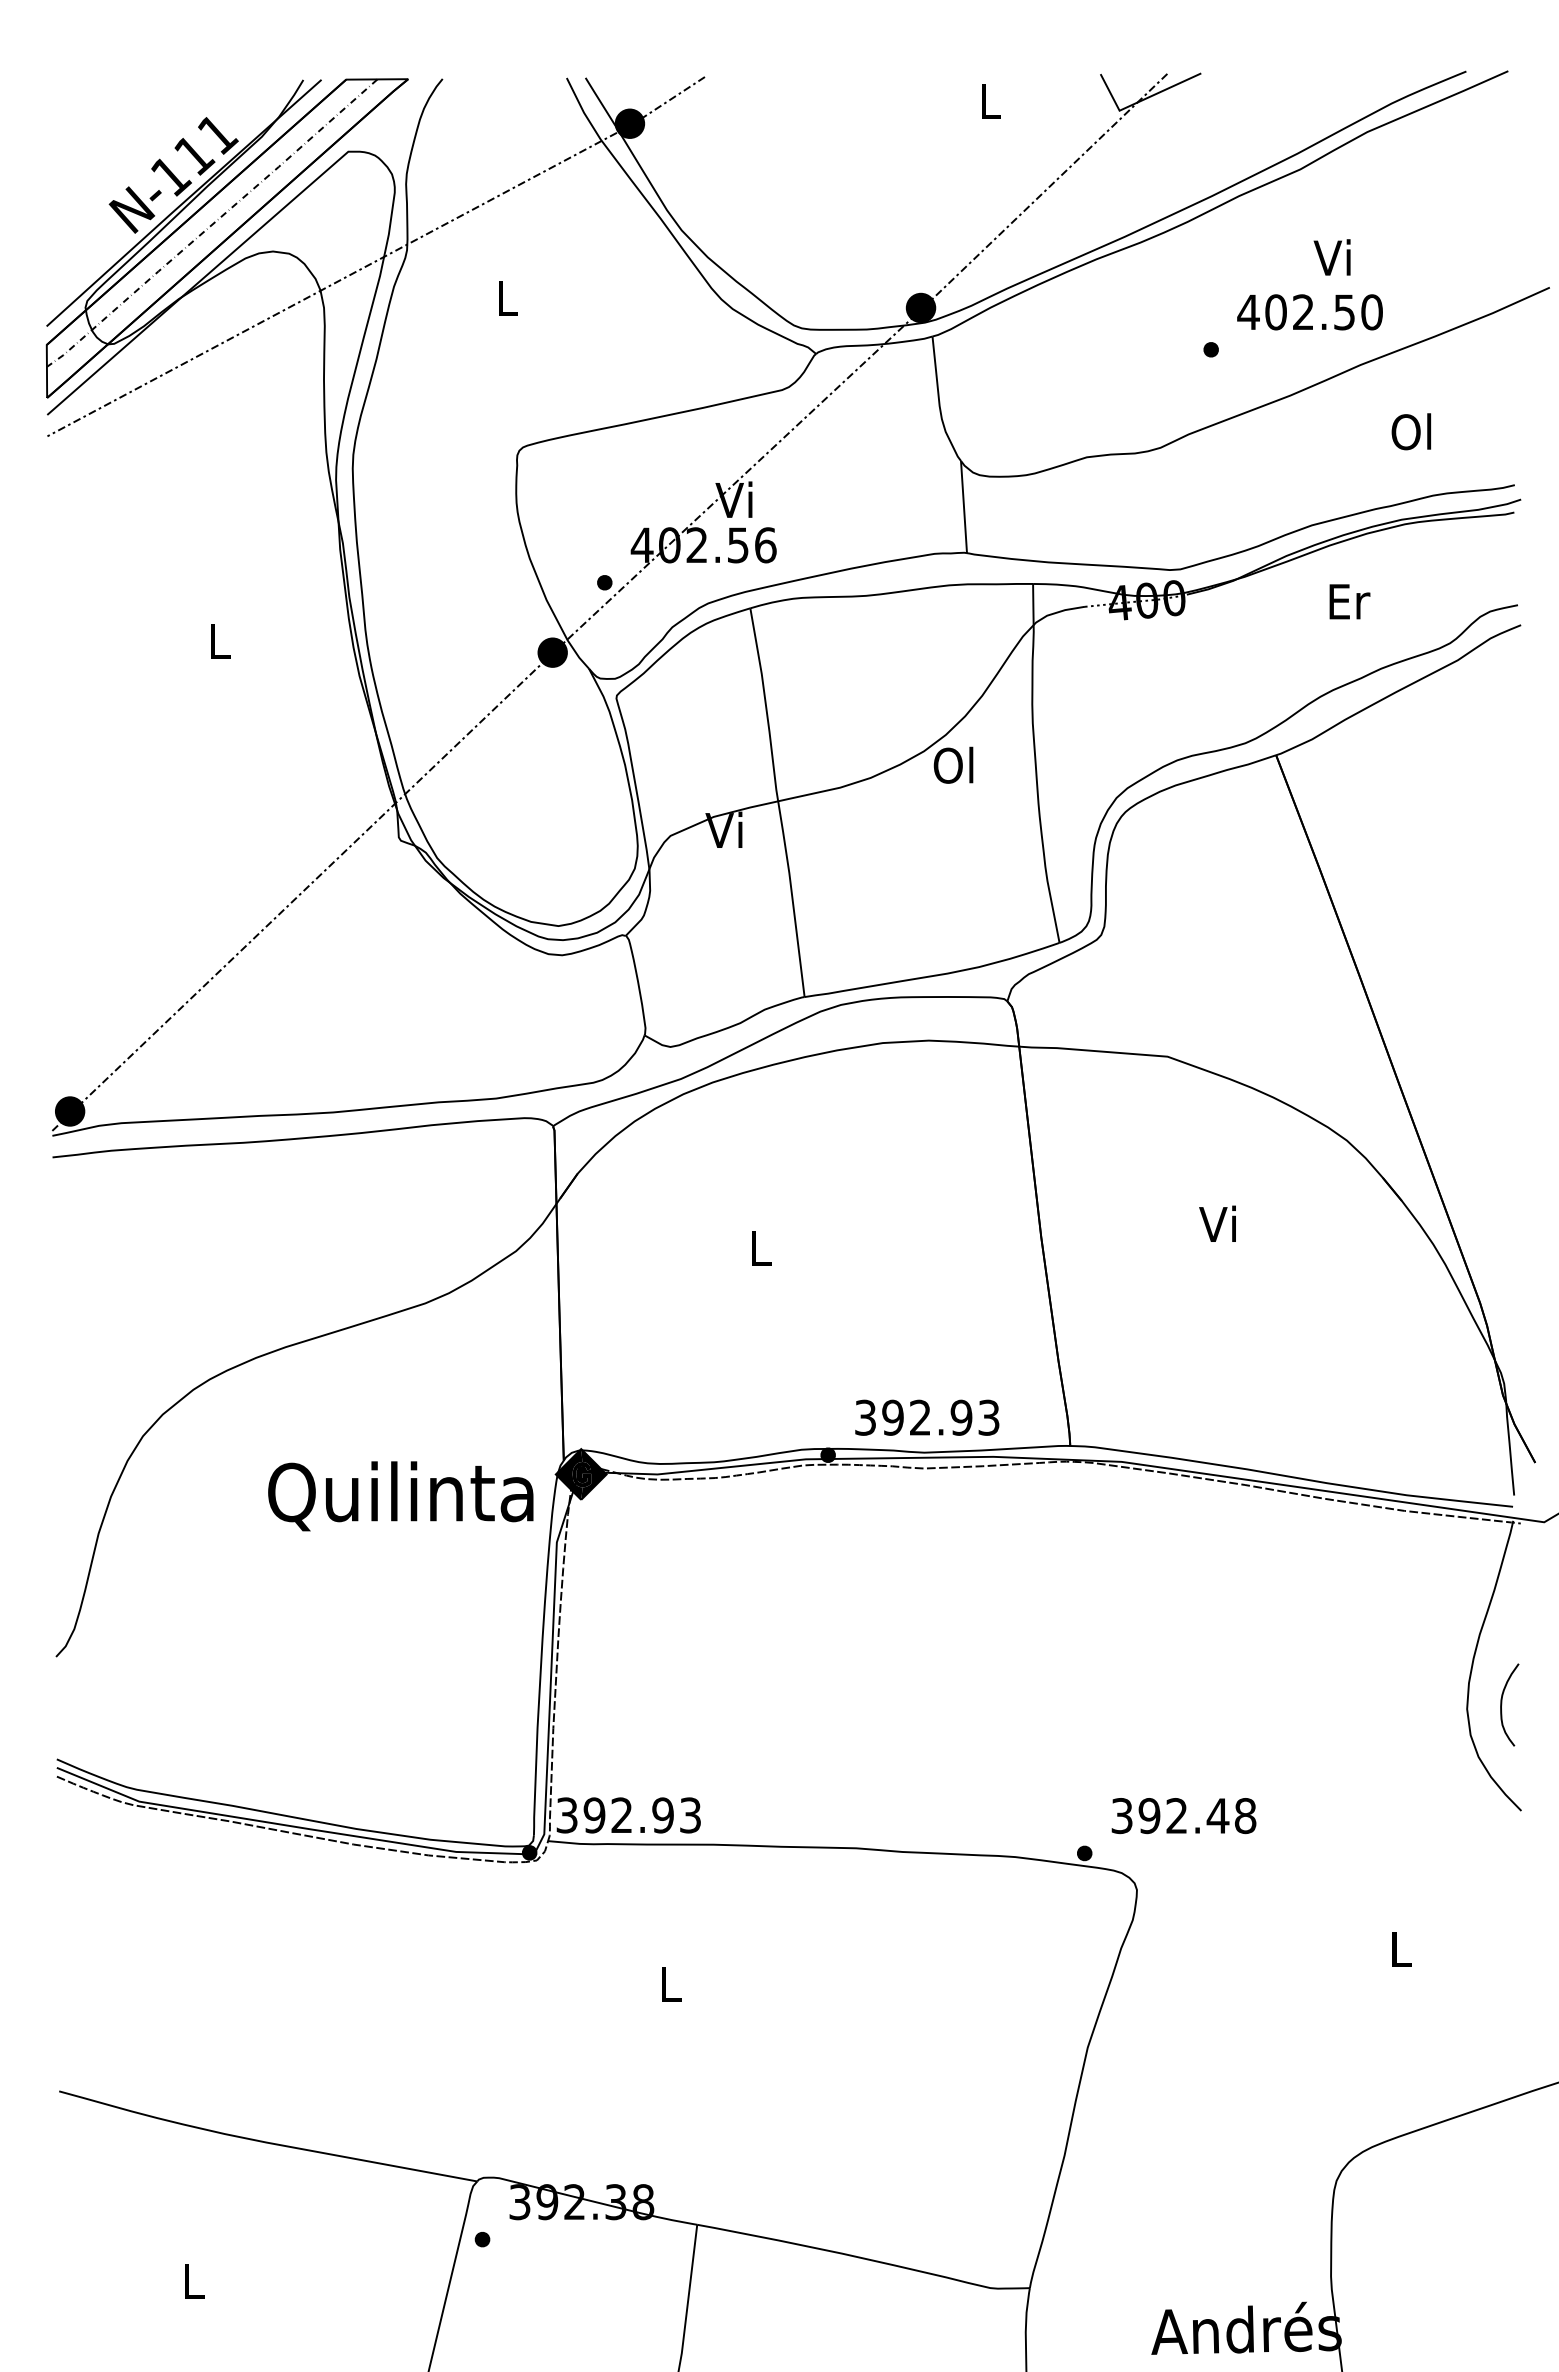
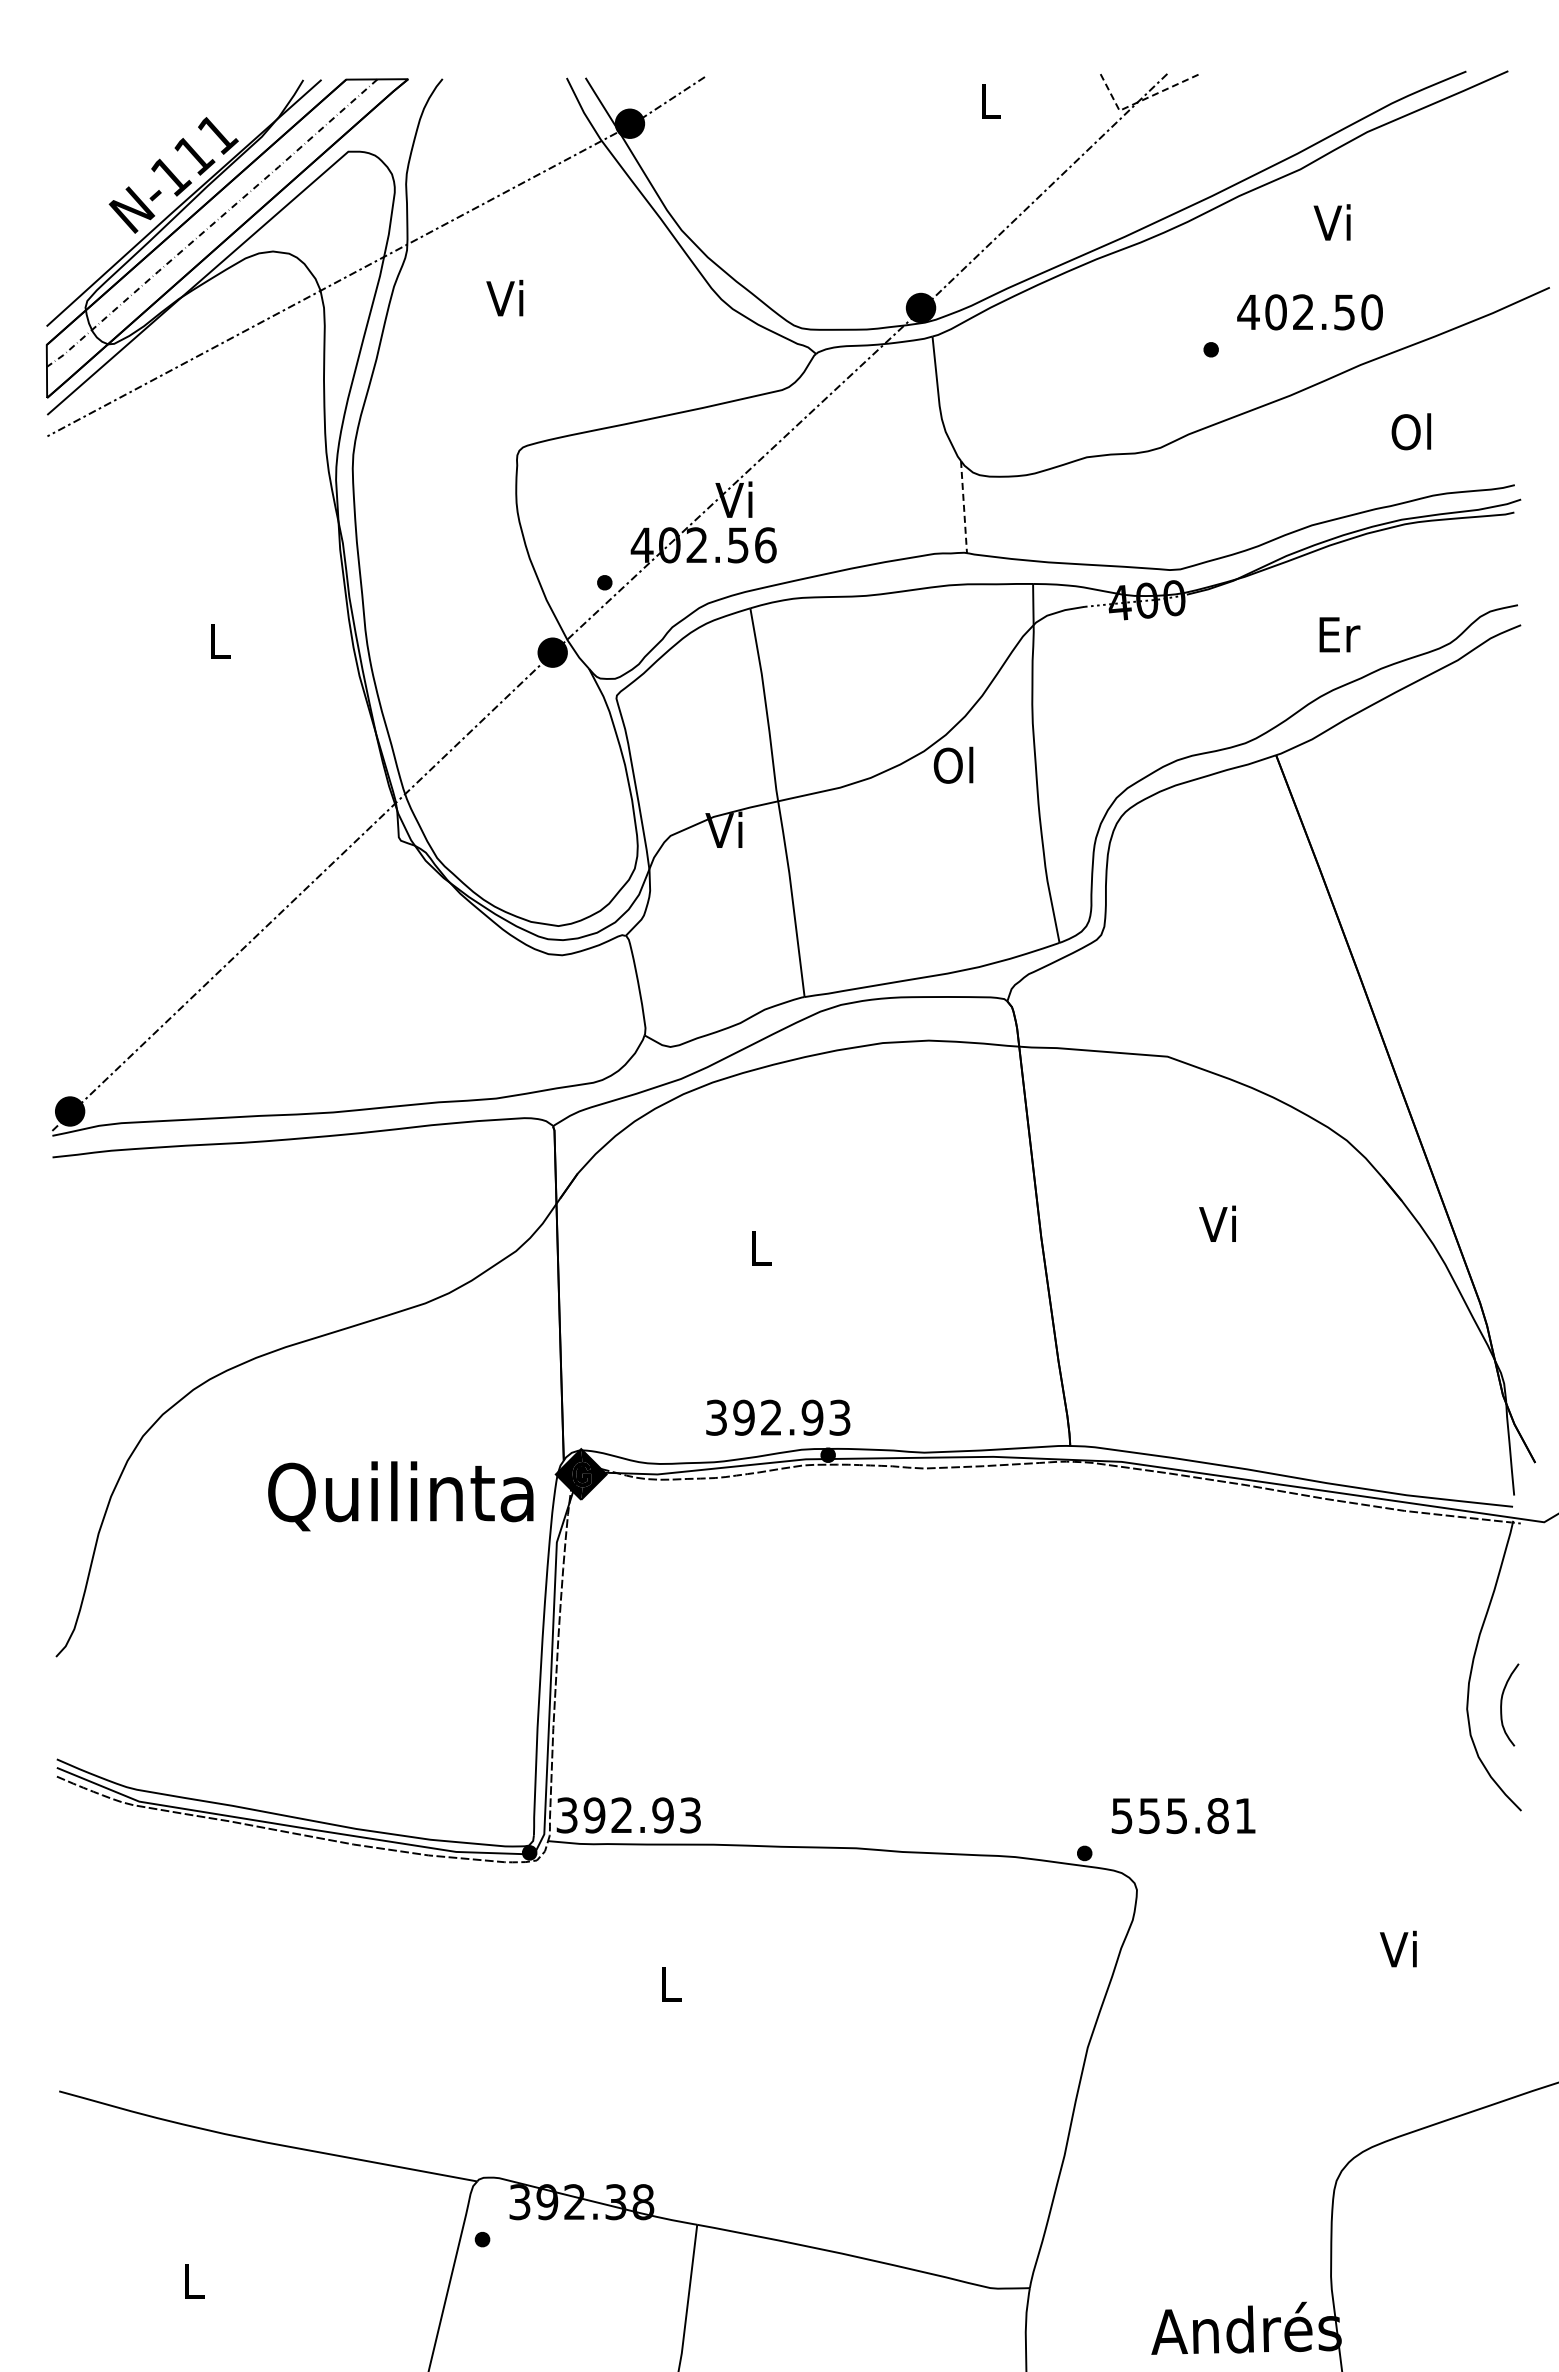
line: solid -> dashed (1141, 100)
text position: (1331, 257) -> (1331, 222) (1331, 222)
text: L -> Vi (504, 297)
line: solid -> dashed (964, 507)
text position: (1349, 601) -> (1339, 634) (1339, 634)
text position: (927, 1417) -> (778, 1417) (778, 1417)
text: 392.48 -> 555.81 (1184, 1816)
text: L -> Vi (1397, 1948)
